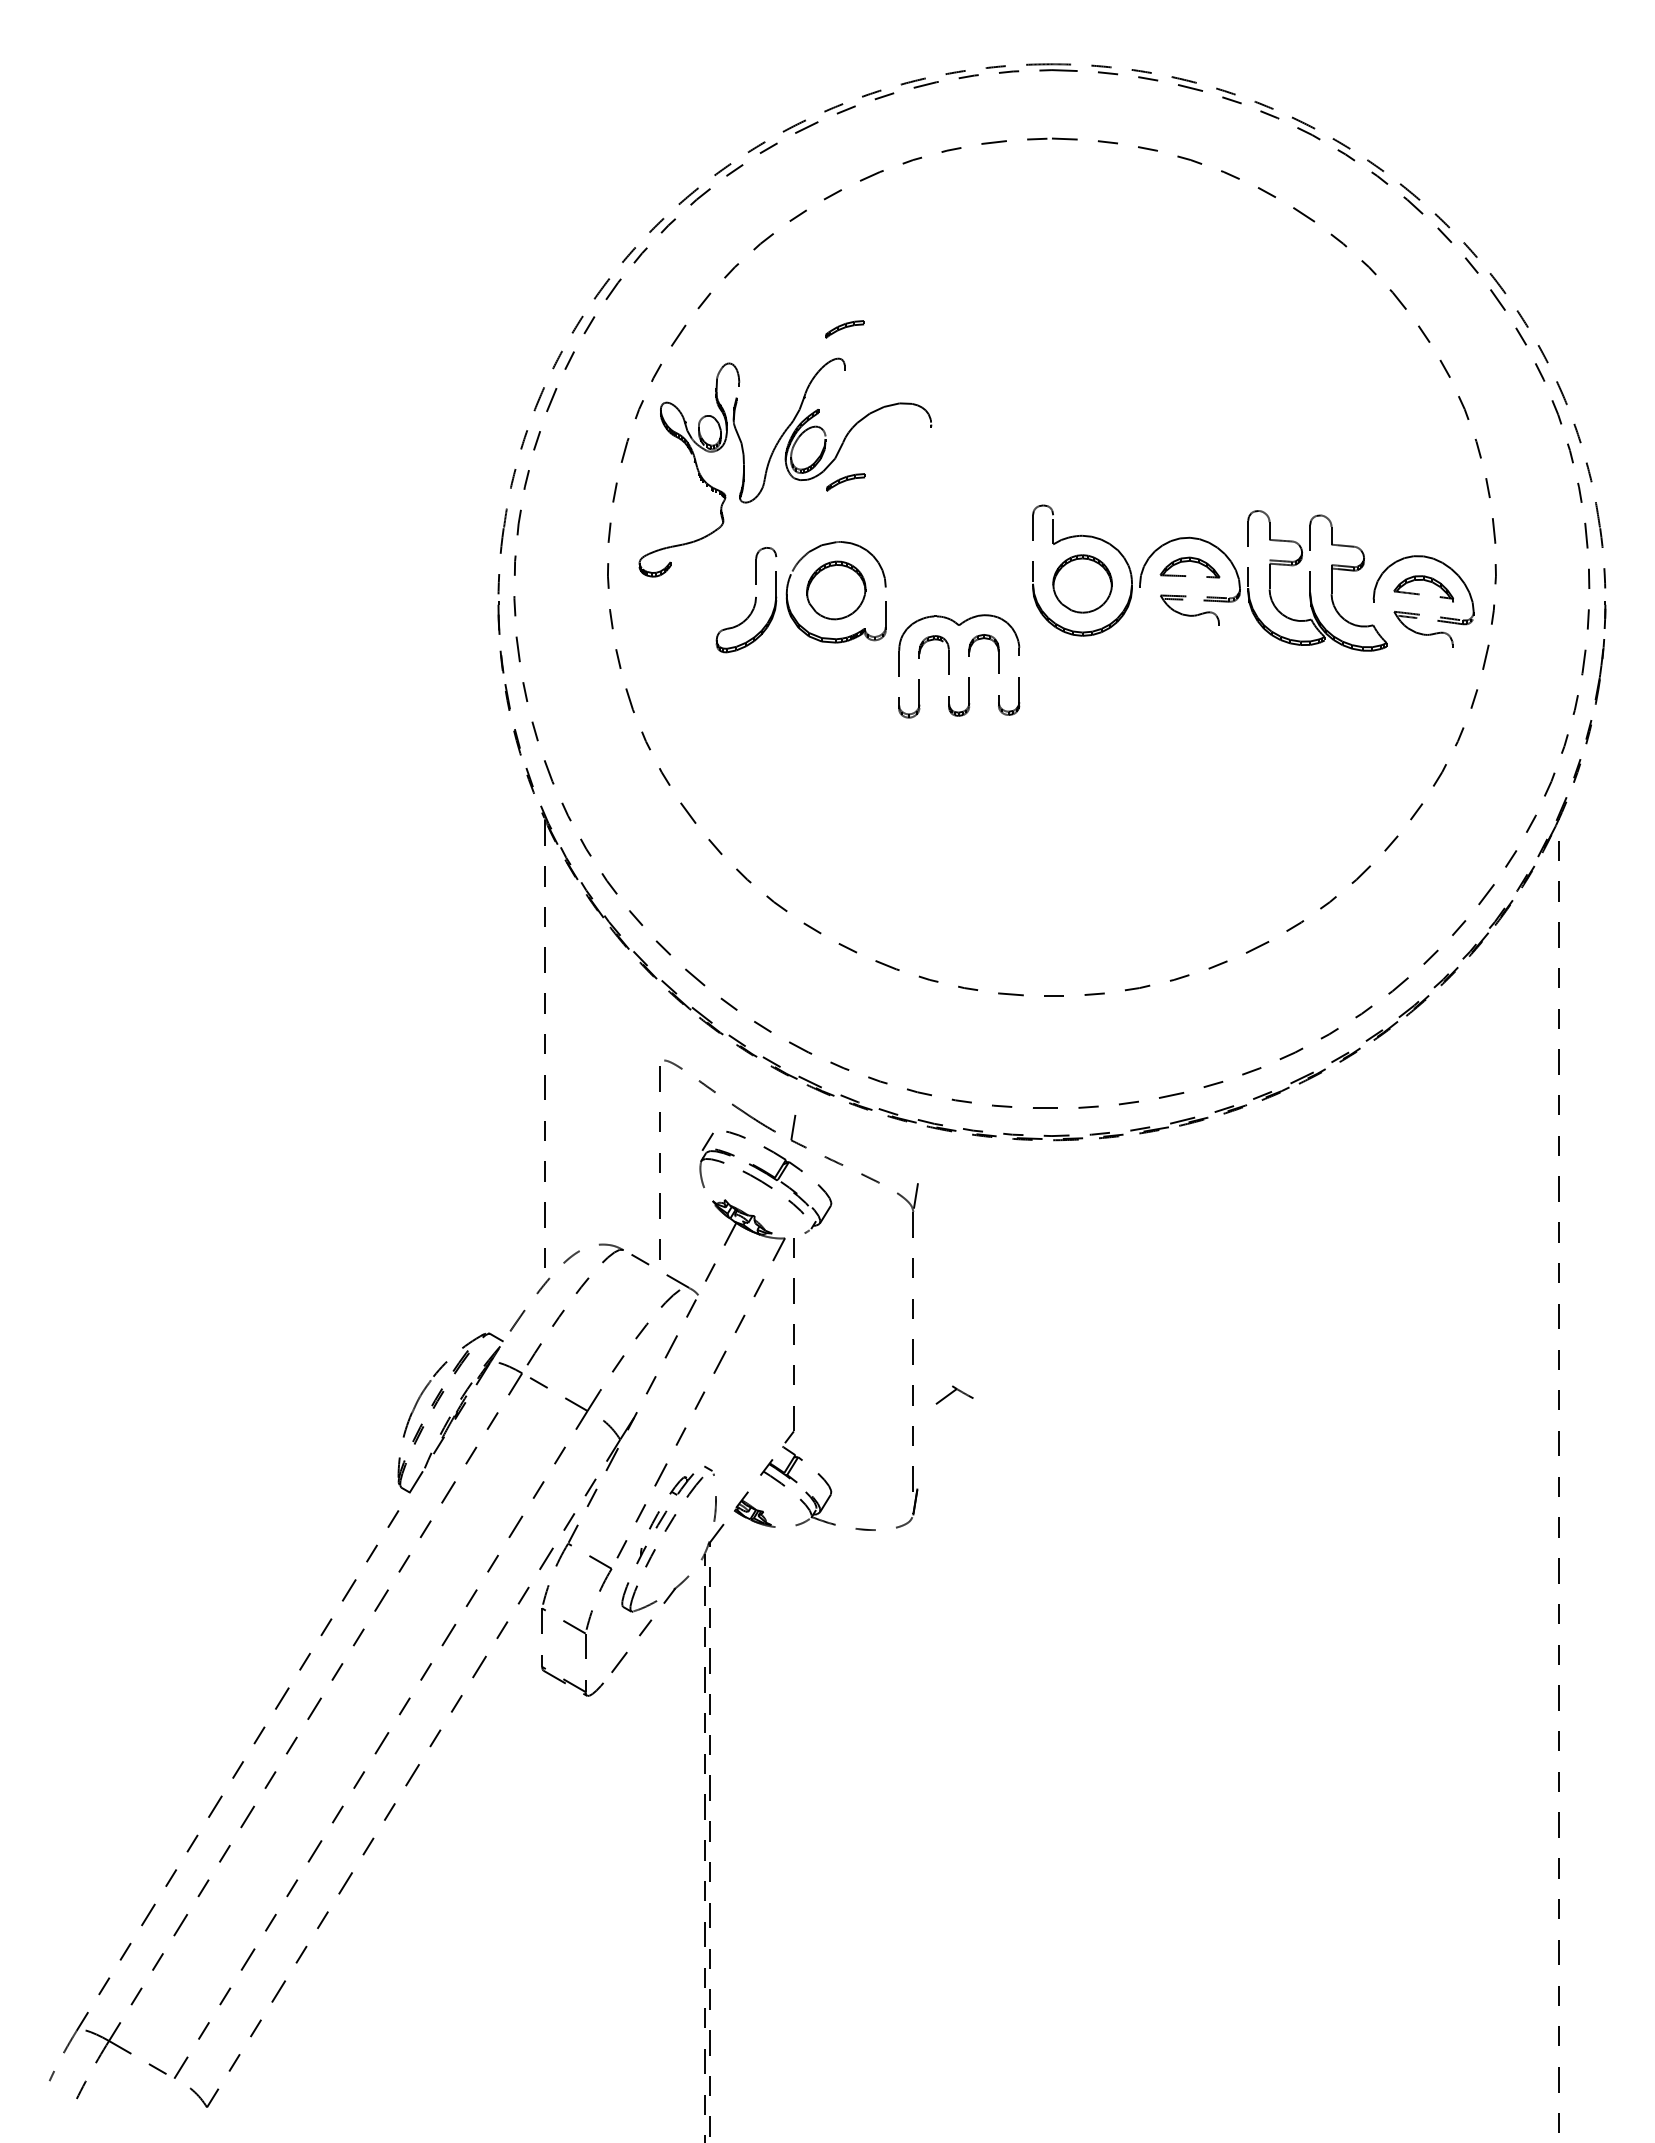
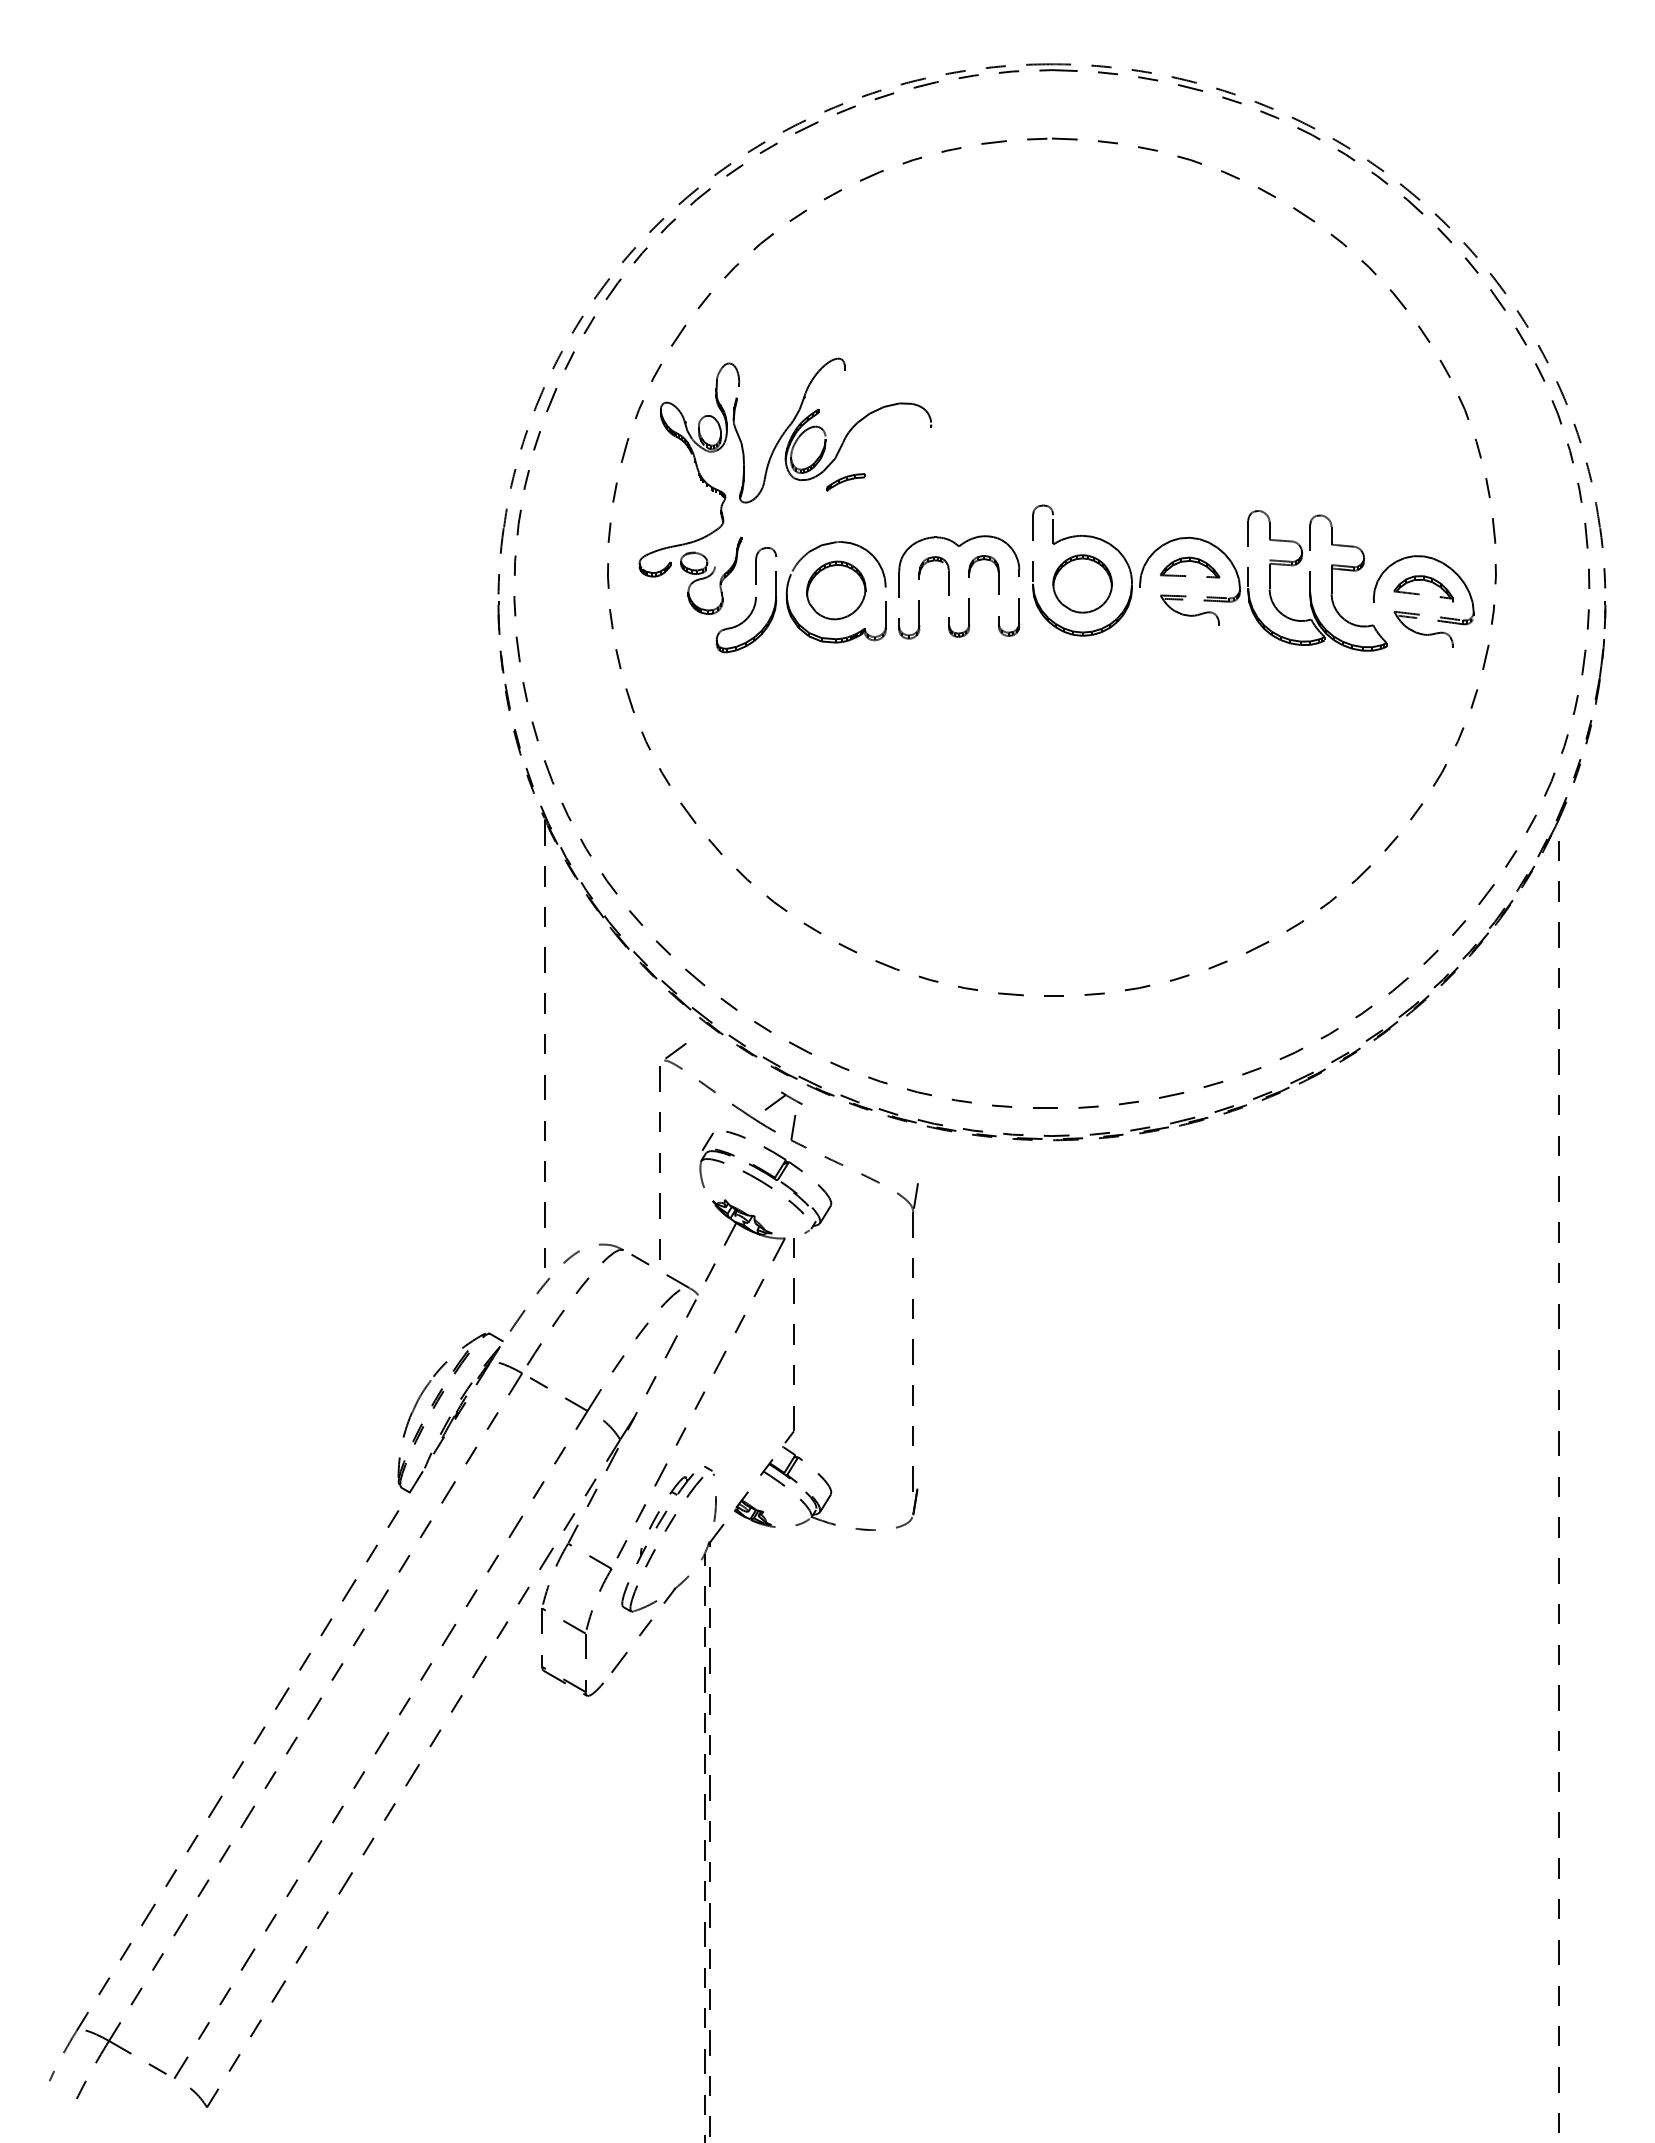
part: present -> none (844, 329)
part: none -> present (711, 575)
part position: (949, 666) -> (949, 587) (949, 587)
line: none -> present (674, 1052)
part position: (954, 1394) -> (783, 1100) (783, 1100)
